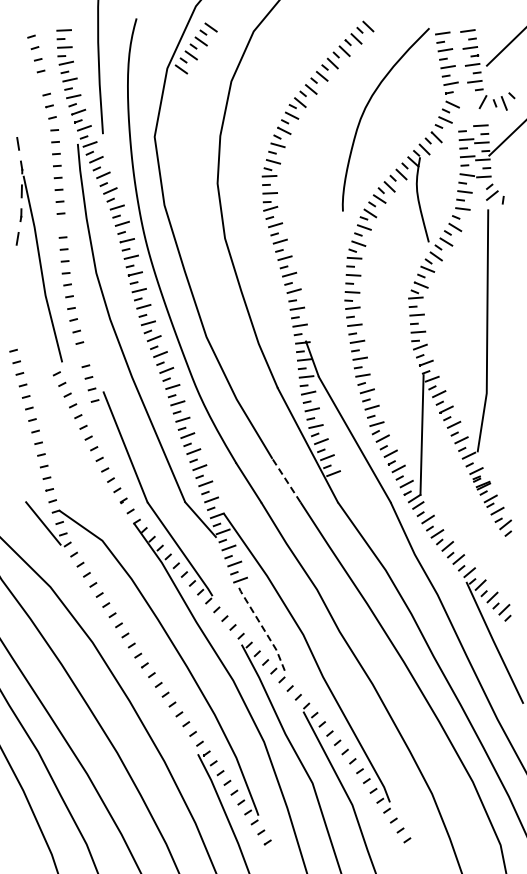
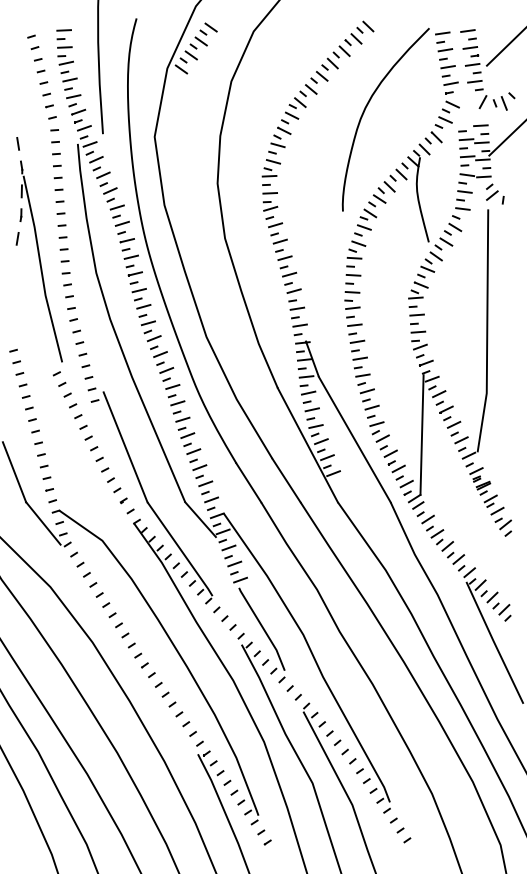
line: none -> present (43, 82)
line: none -> present (61, 225)
line: none -> present (82, 354)
line: none -> present (14, 472)
line: dashed -> solid (286, 480)
line: dashed -> solid (263, 628)
